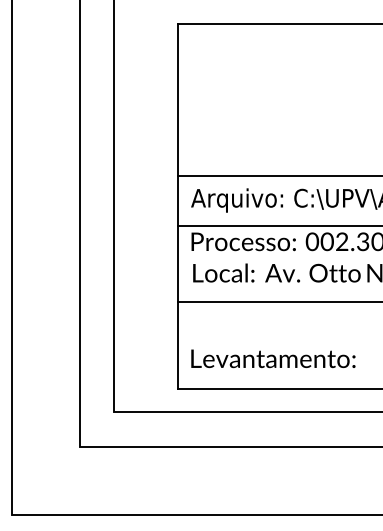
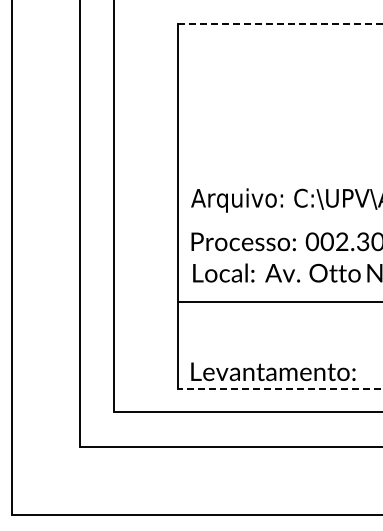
line: solid -> dashed (280, 23)
line: present -> none (278, 175)
line: present -> none (278, 225)
text position: (273, 358) -> (273, 371) (273, 371)
line: solid -> dashed (280, 388)
